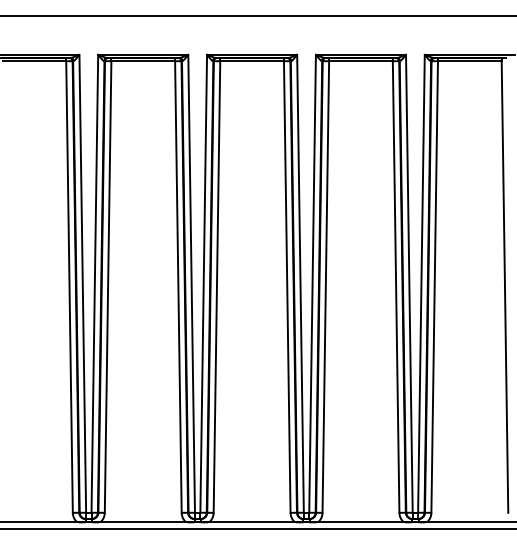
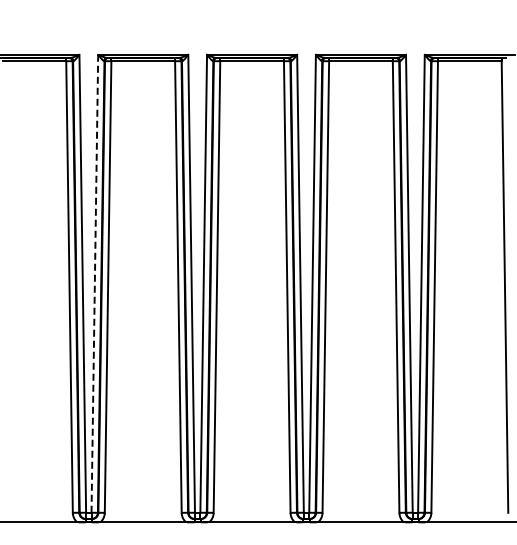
line: present -> none (257, 16)
line: solid -> dashed (94, 283)
line: present -> none (257, 528)
